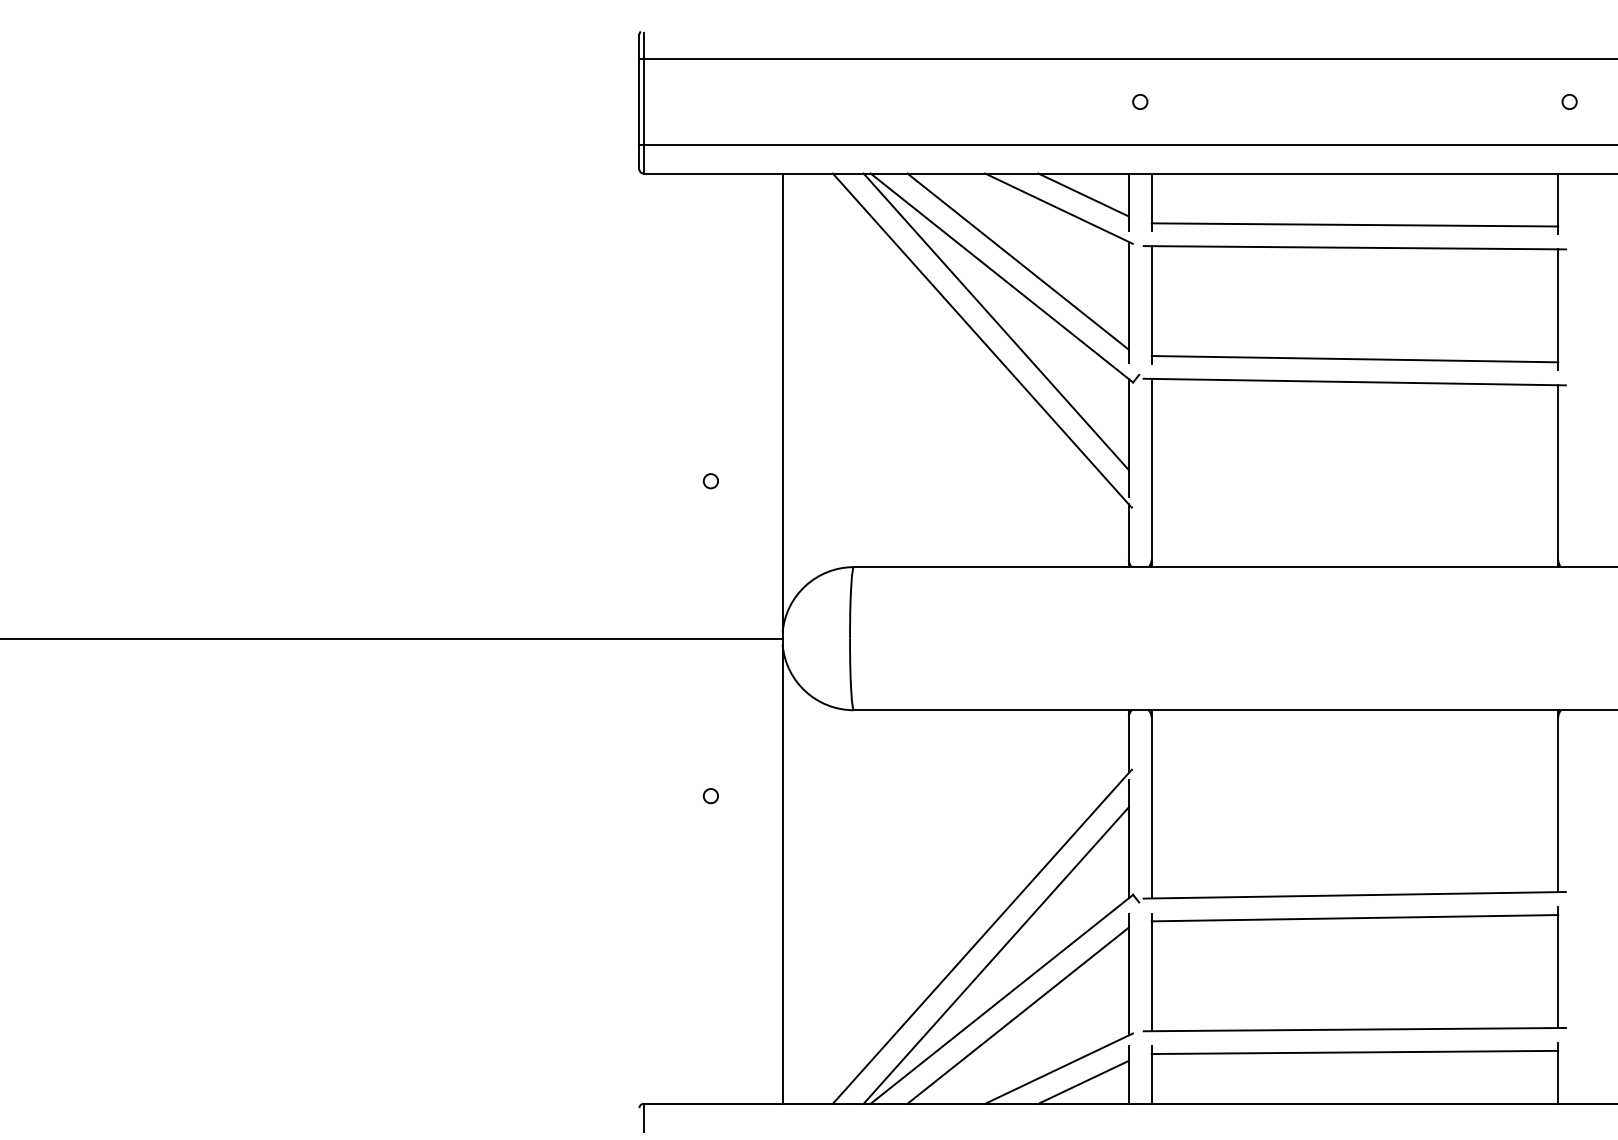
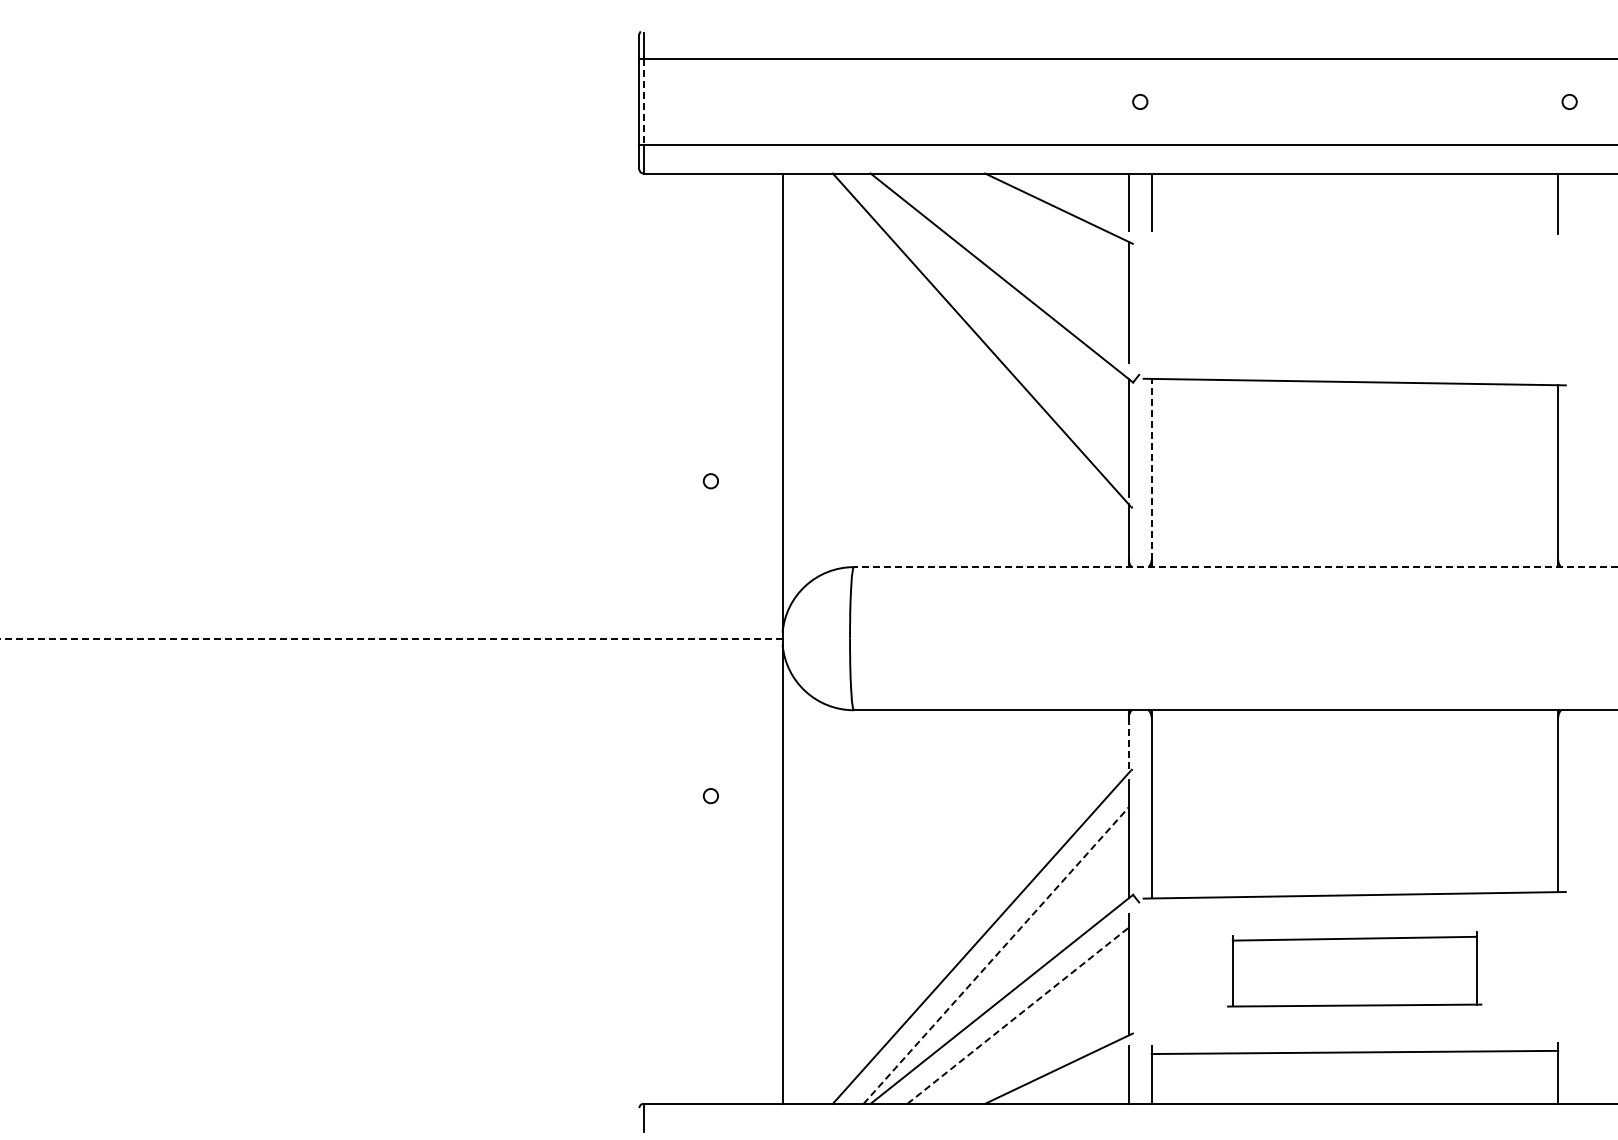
line: solid -> dashed (643, 101)
line: present -> none (1083, 194)
line: present -> none (1354, 224)
line: present -> none (1017, 261)
part: present -> none (1354, 307)
line: present -> none (995, 321)
line: solid -> dashed (1151, 468)
line: solid -> dashed (1235, 567)
line: solid -> dashed (391, 638)
line: solid -> dashed (1128, 745)
line: solid -> dashed (996, 955)
part size: 425x127 px -> 256x77 px (1354, 969)
line: solid -> dashed (1018, 1015)
line: present -> none (1083, 1081)
